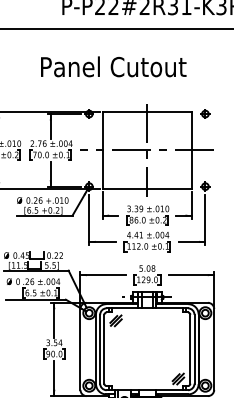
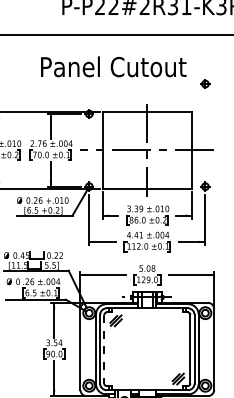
line position: (116, 29) -> (116, 35) (116, 35)
part position: (205, 113) -> (205, 83) (205, 83)
line: solid -> dashed (104, 349)
